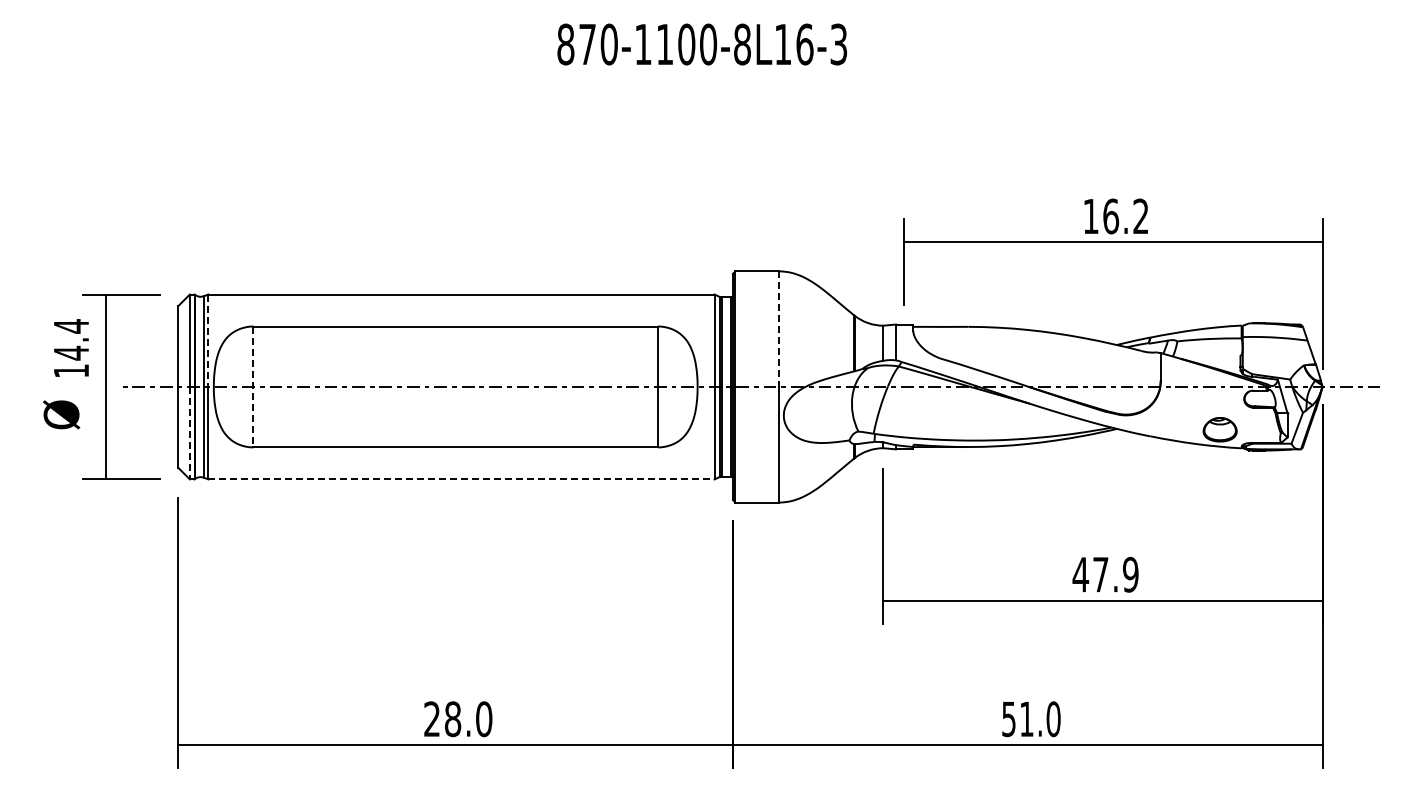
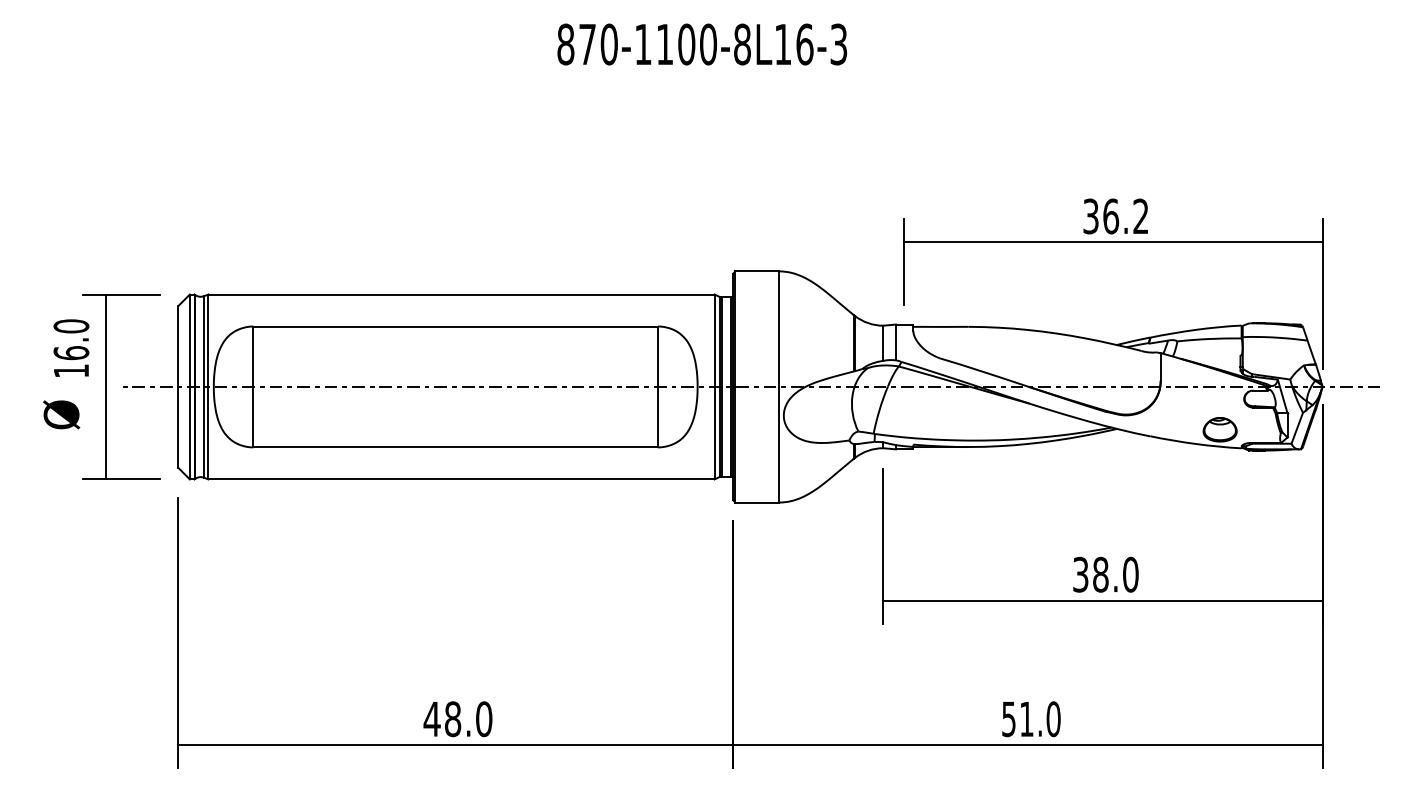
text: 16.2 -> 36.2 (1090, 216)
line: dashed -> solid (779, 329)
text: 14.4 -> 16.0 (71, 339)
line: dashed -> solid (208, 341)
line: dashed -> solid (253, 387)
line: dashed -> solid (189, 433)
line: dashed -> solid (462, 479)
text: 47.9 -> 38.0 (1105, 574)
text: 28.0 -> 48.0 (431, 718)
